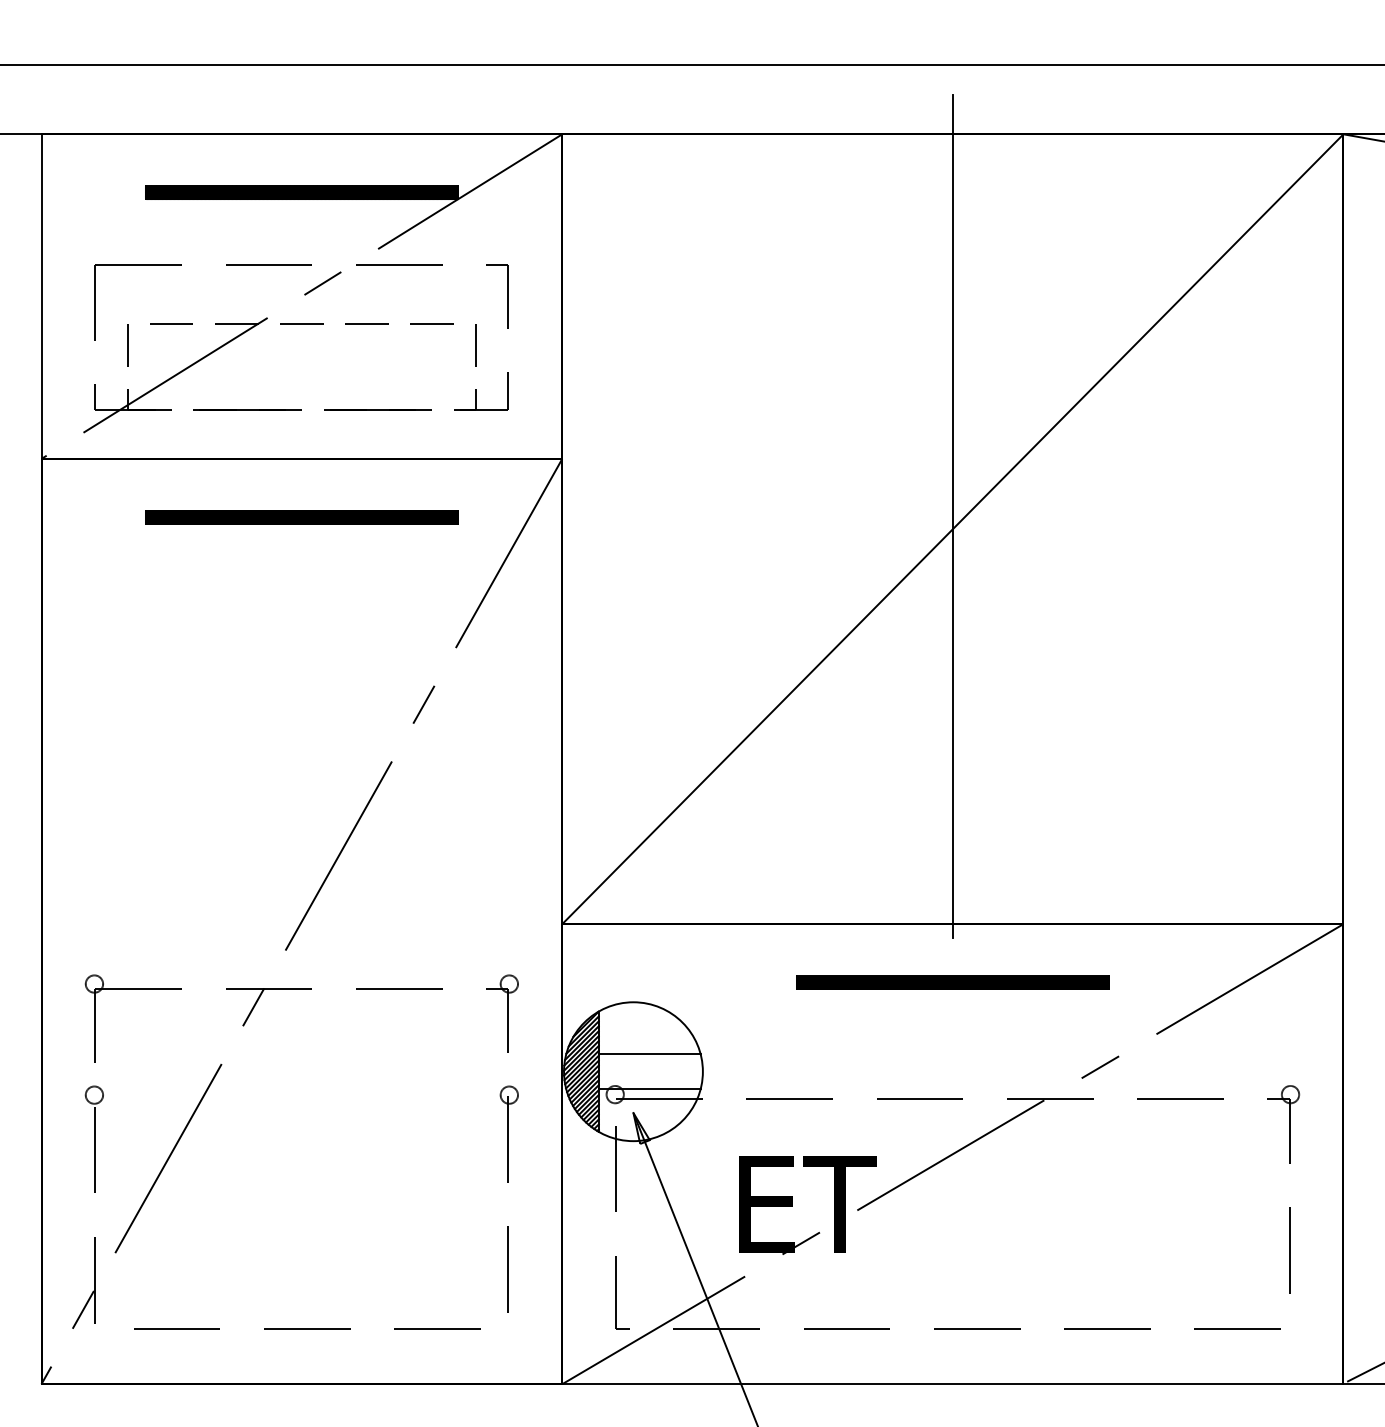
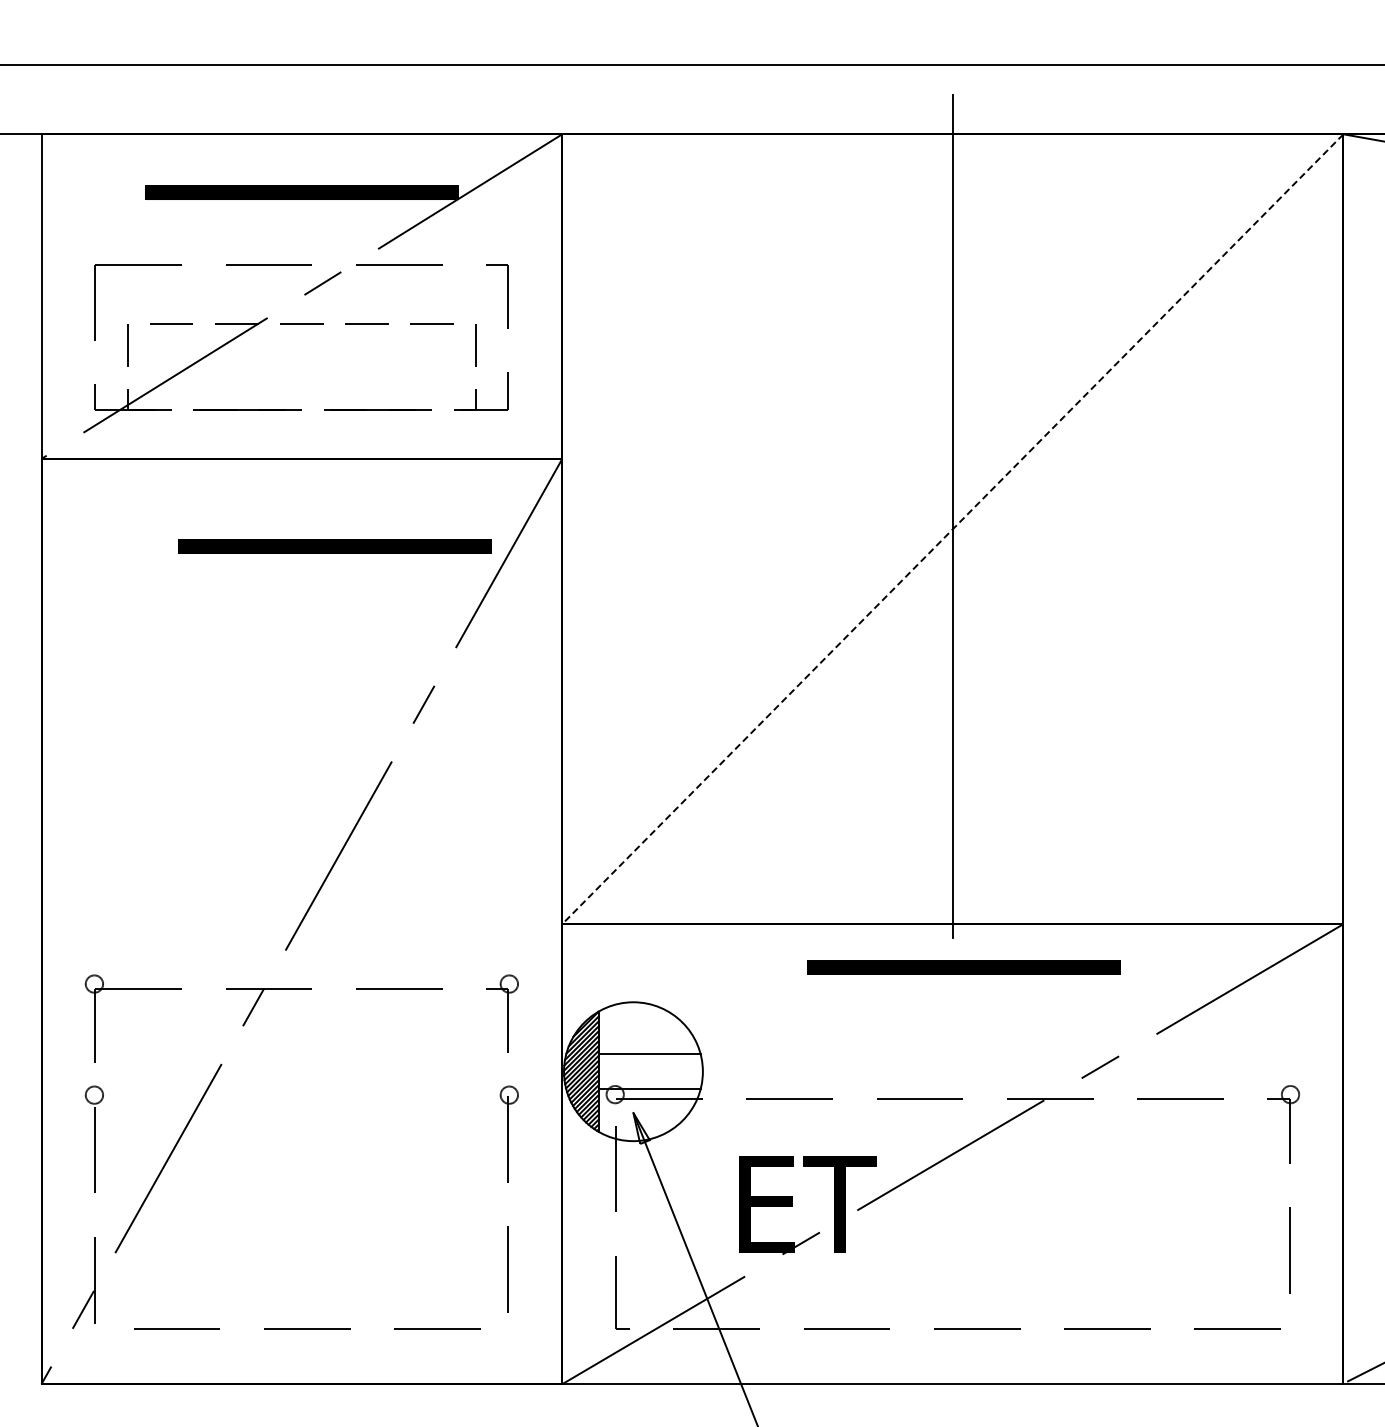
part position: (301, 517) -> (334, 546) (334, 546)
line: solid -> dashed (952, 529)
part position: (952, 982) -> (963, 967) (963, 967)
